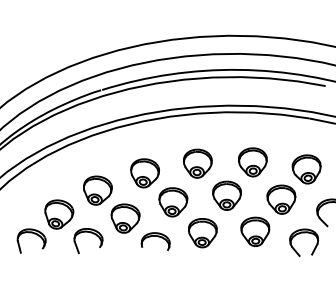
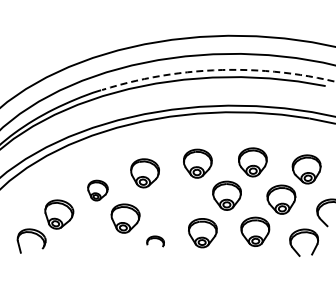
arc: solid -> dashed (218, 70)
part size: 30x31 px -> 22x23 px (97, 190)
part: present -> none (173, 202)
part: present -> none (90, 233)
part size: 31x19 px -> 19x13 px (155, 241)
